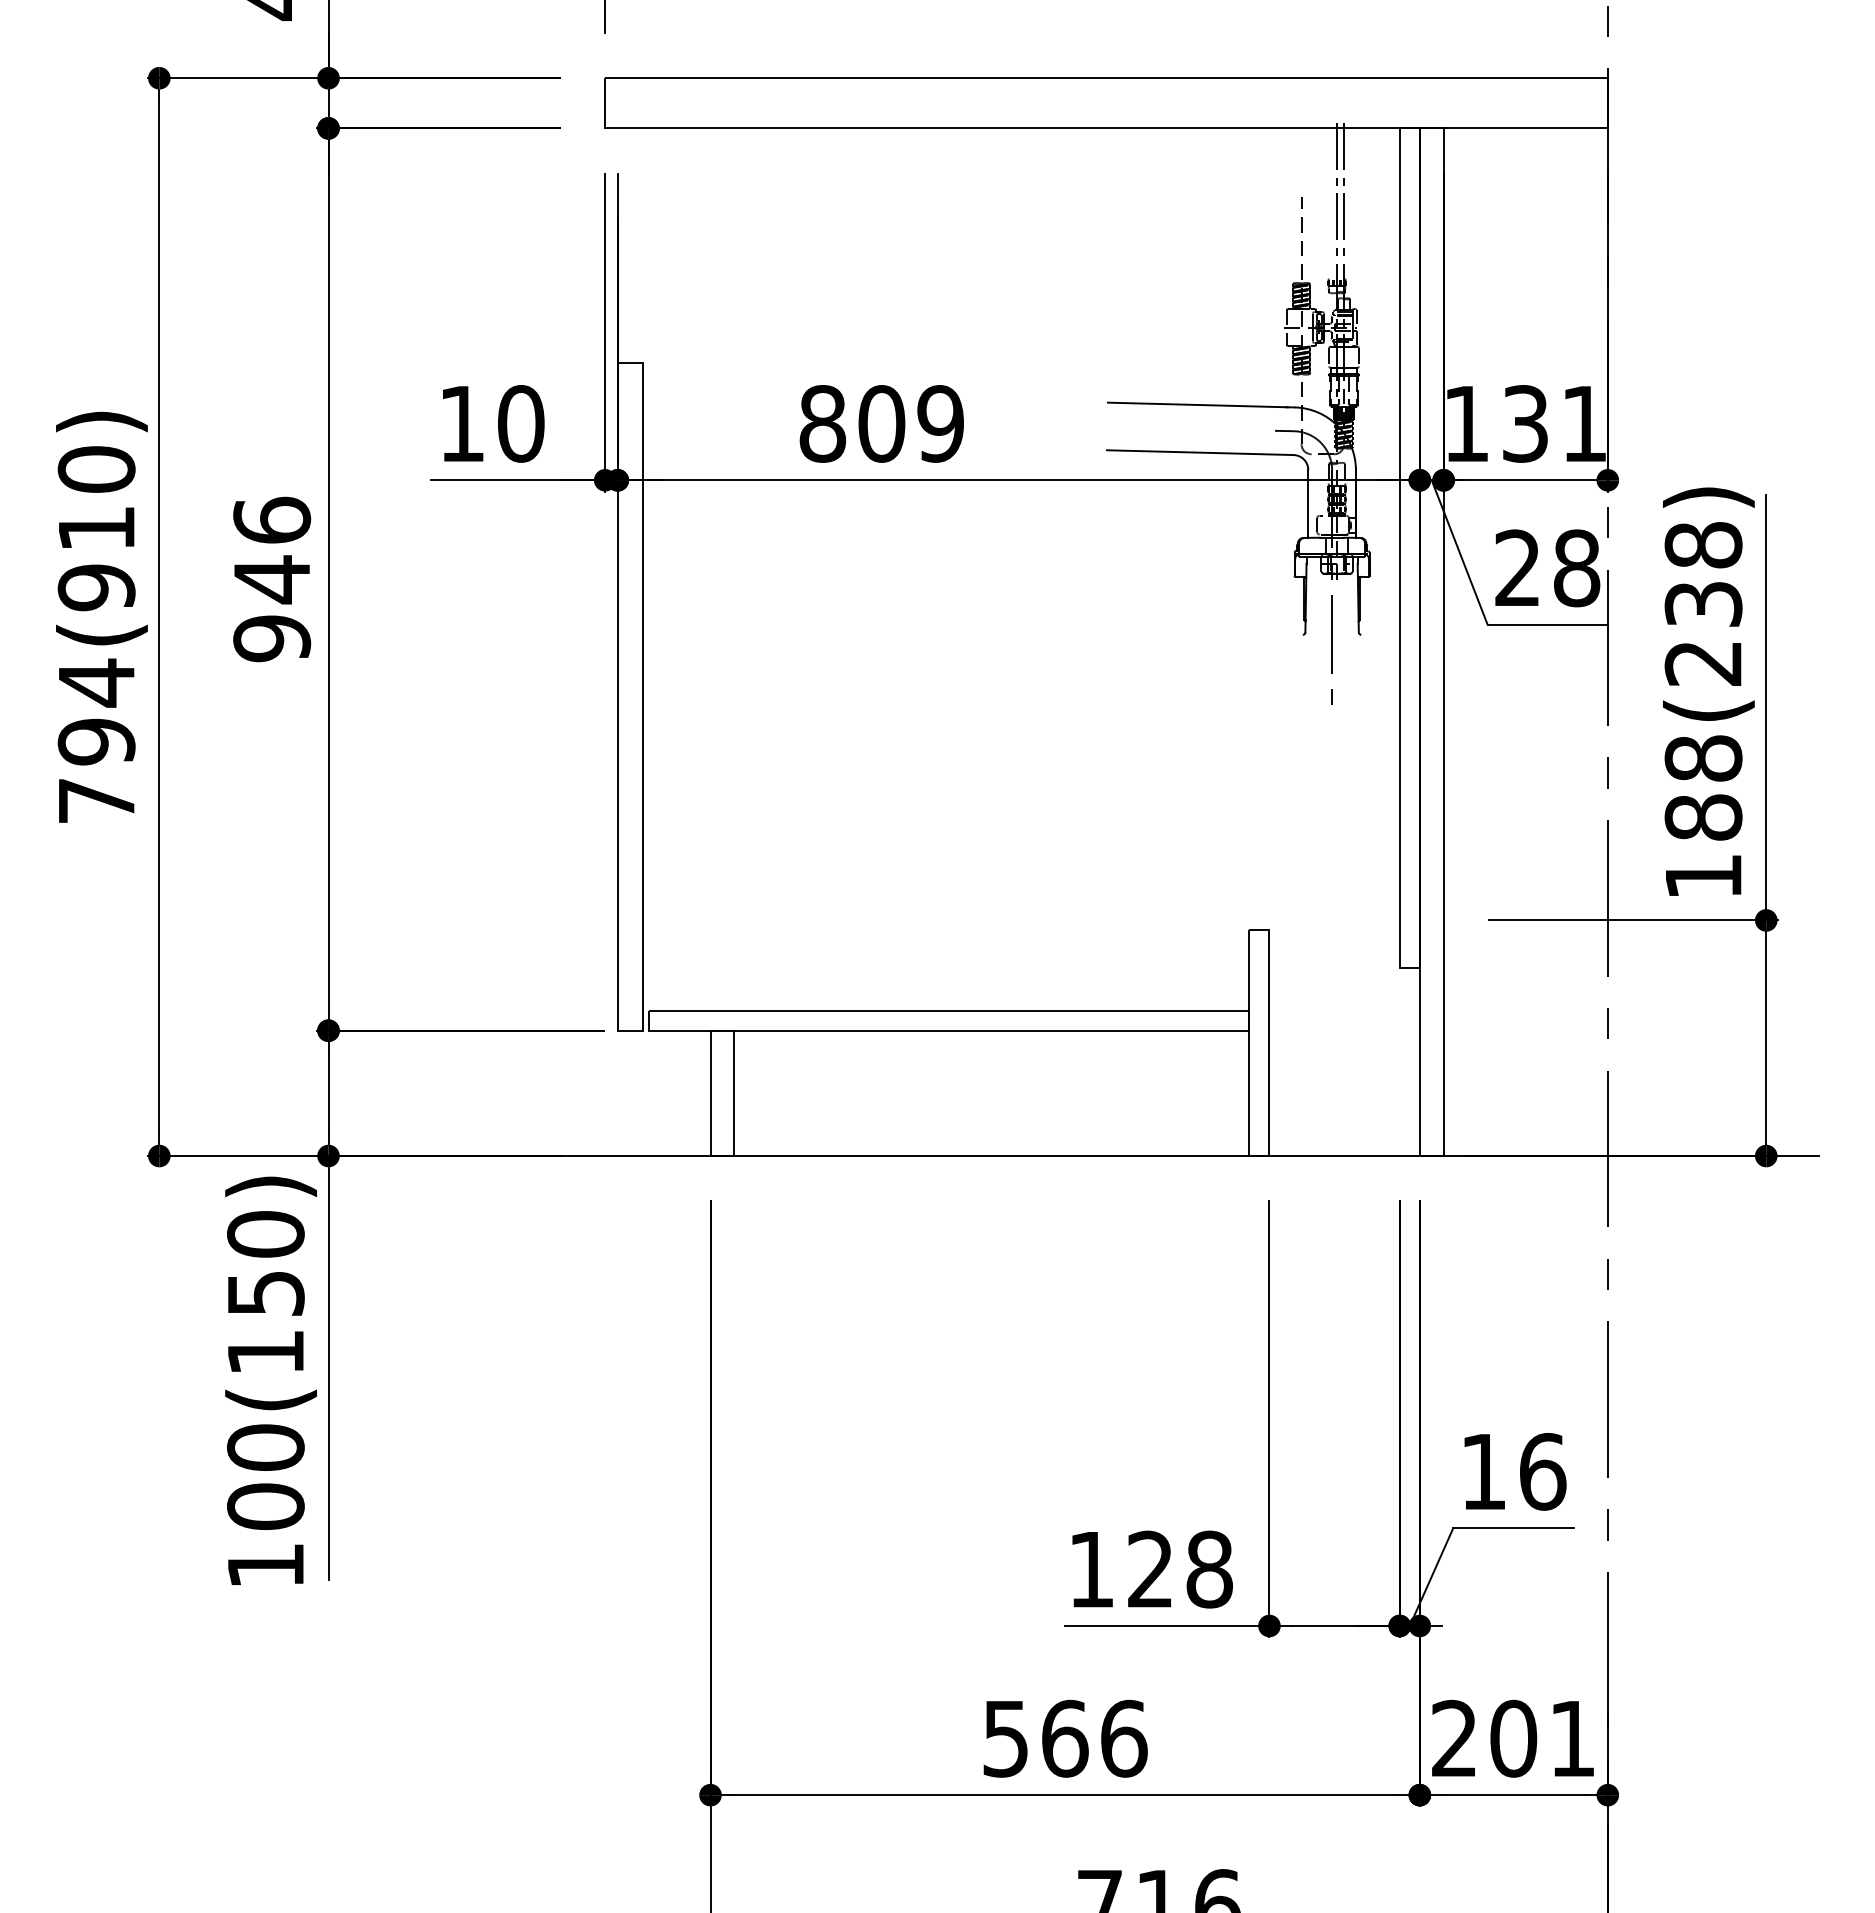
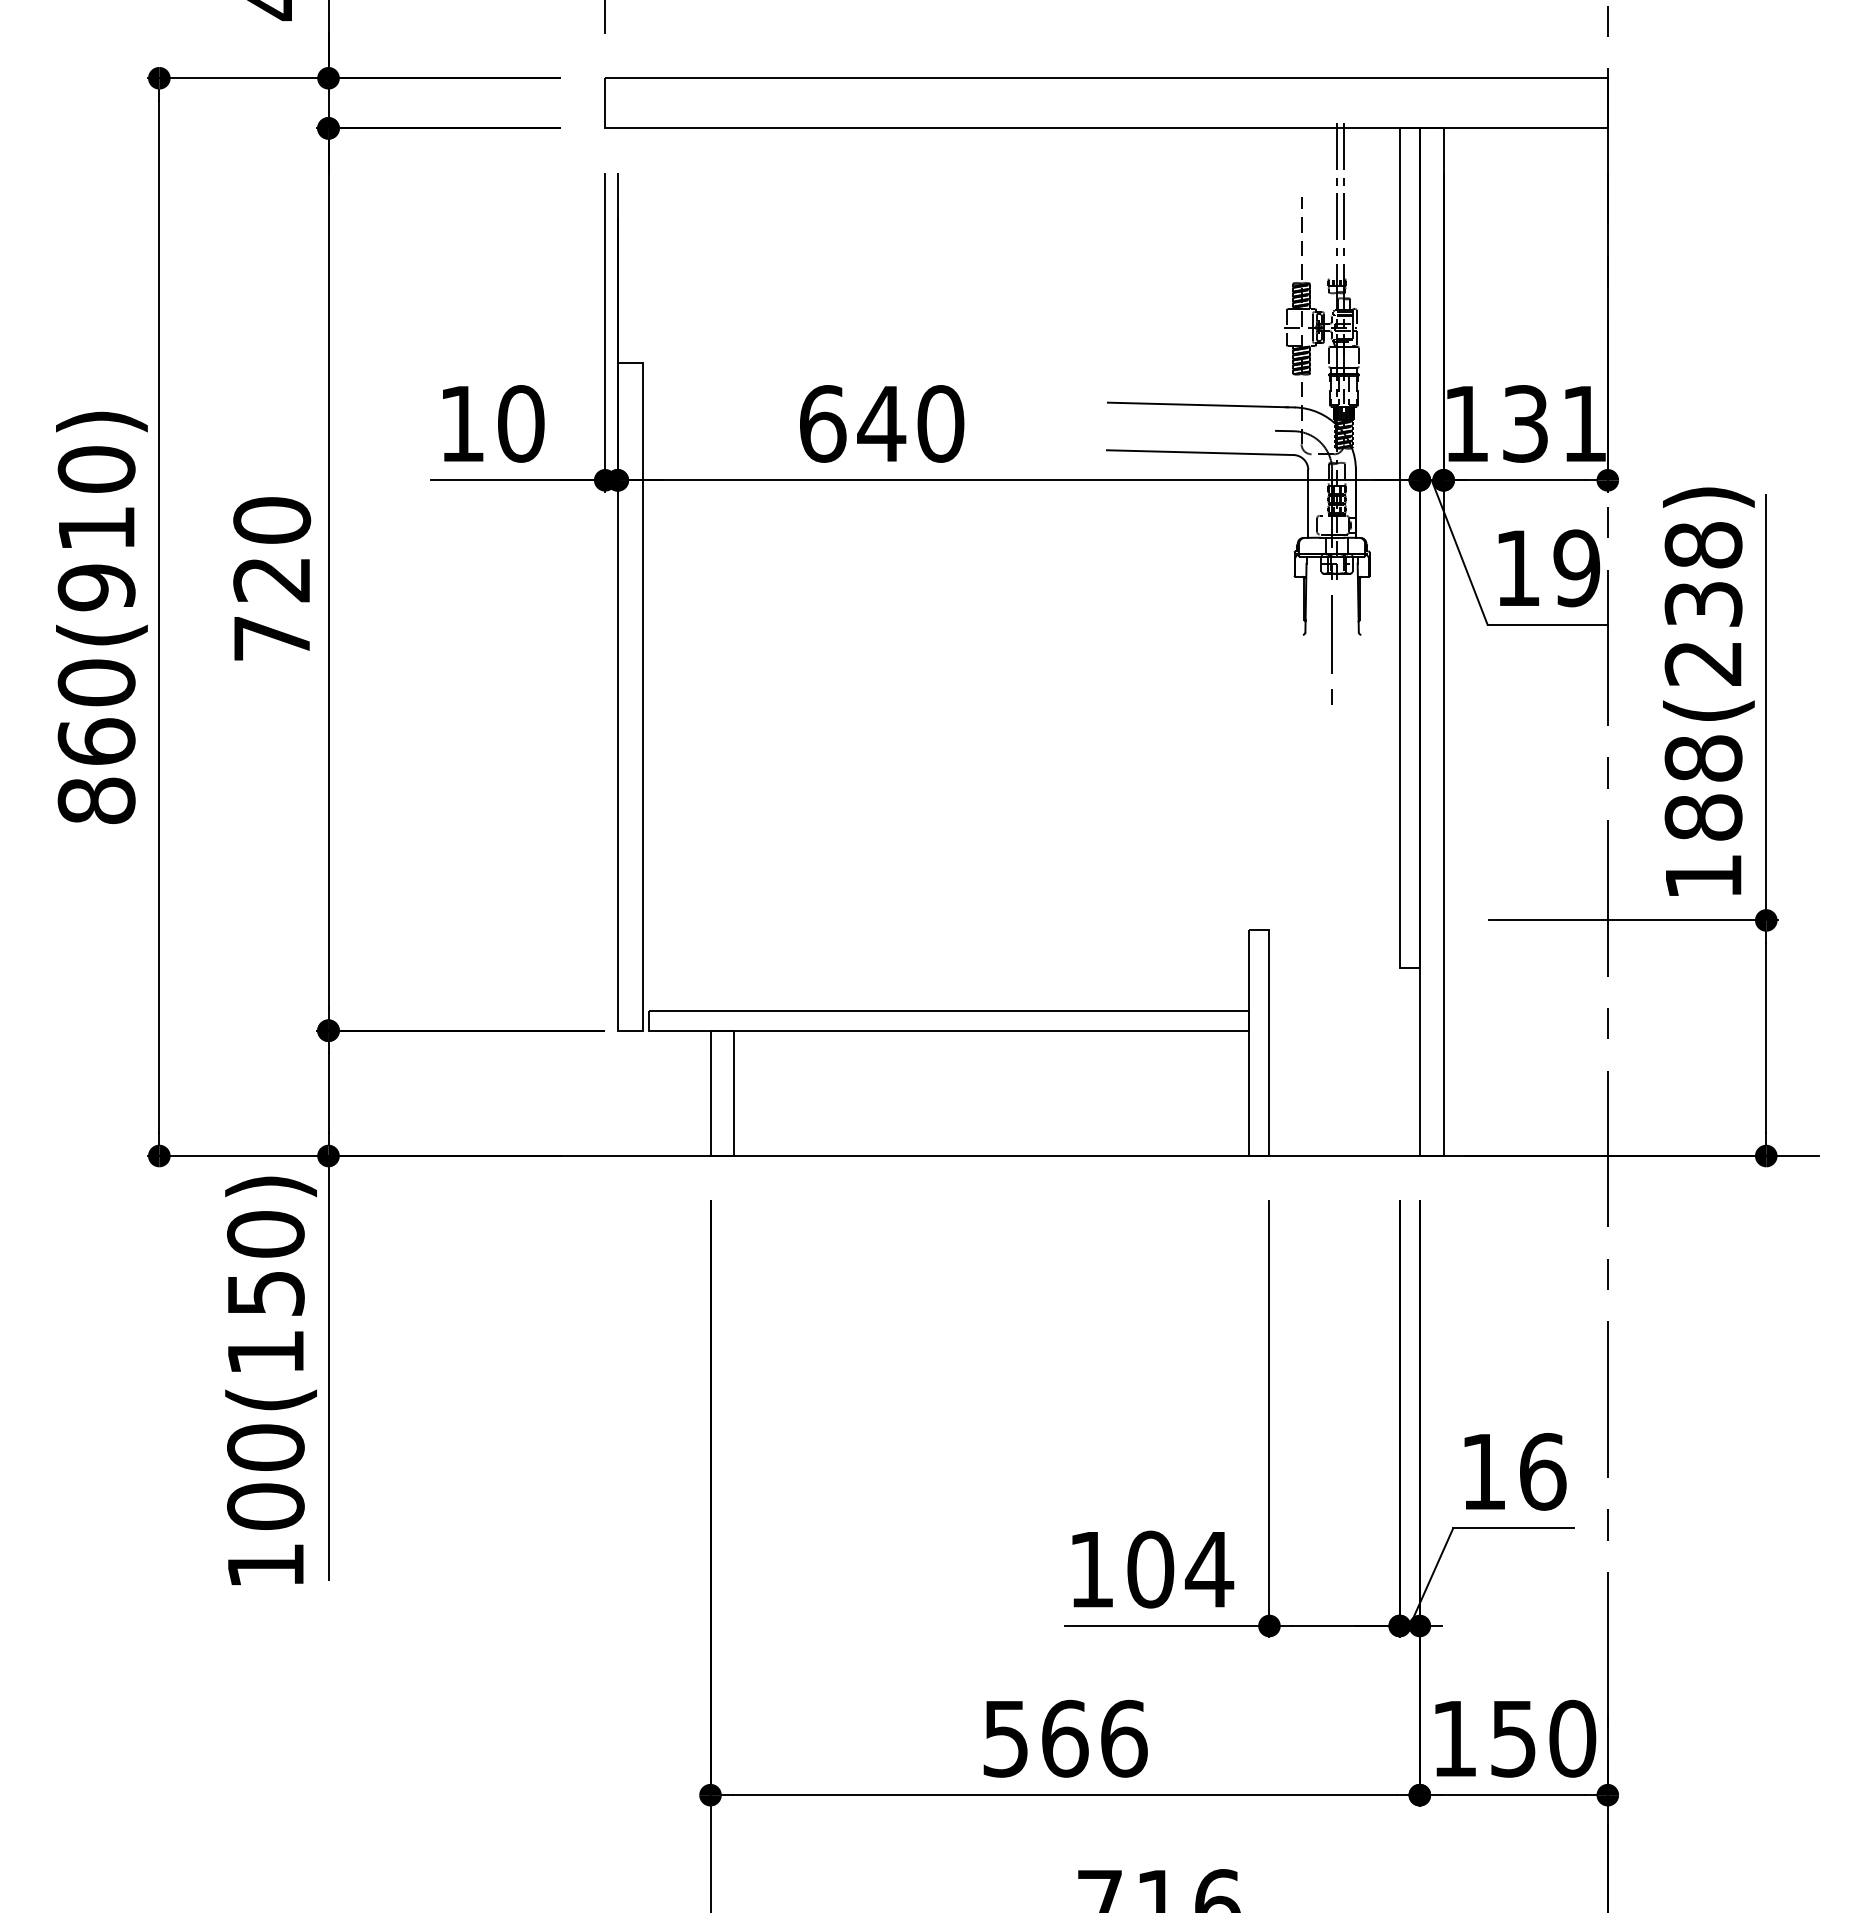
text: 809 -> 640 (881, 423)
text: 28 -> 19 (1547, 568)
text: 946 -> 720 (272, 579)
text: 794(910) -> 860(910) (96, 741)
text: 128 -> 104 (1180, 1569)
text: 201 -> 150 (1514, 1738)
